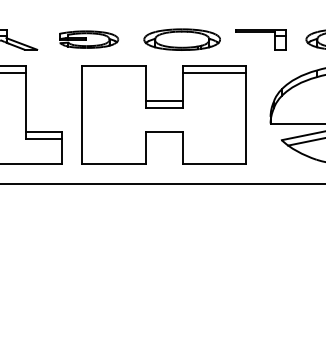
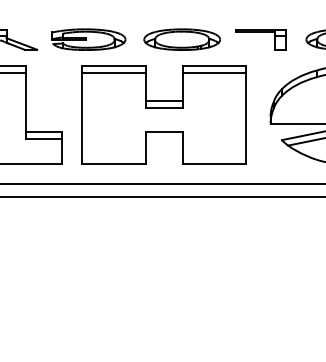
part size: 61x19 px -> 76x23 px (88, 39)
line: none -> present (113, 73)
line: none -> present (162, 197)
